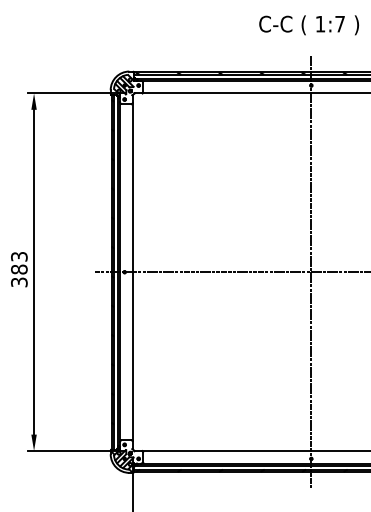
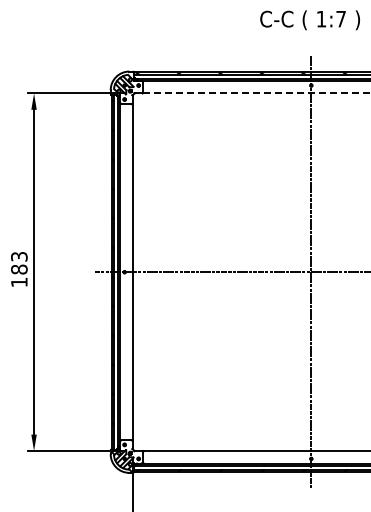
text position: (308, 25) -> (309, 20) (309, 20)
line: solid -> dashed (256, 93)
text: 383 -> 183 (19, 282)
